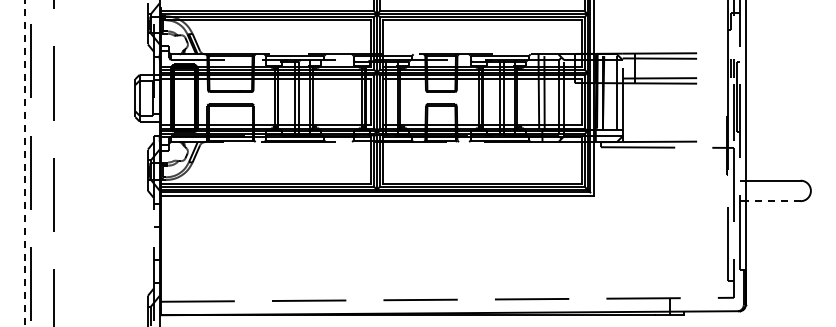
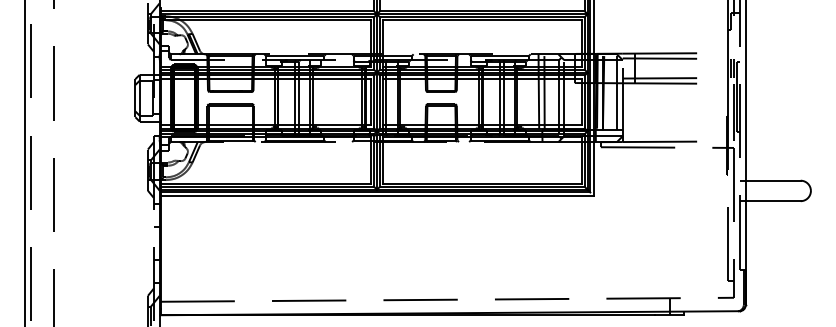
line: dashed -> solid (25, 164)
line: dashed -> solid (773, 201)
